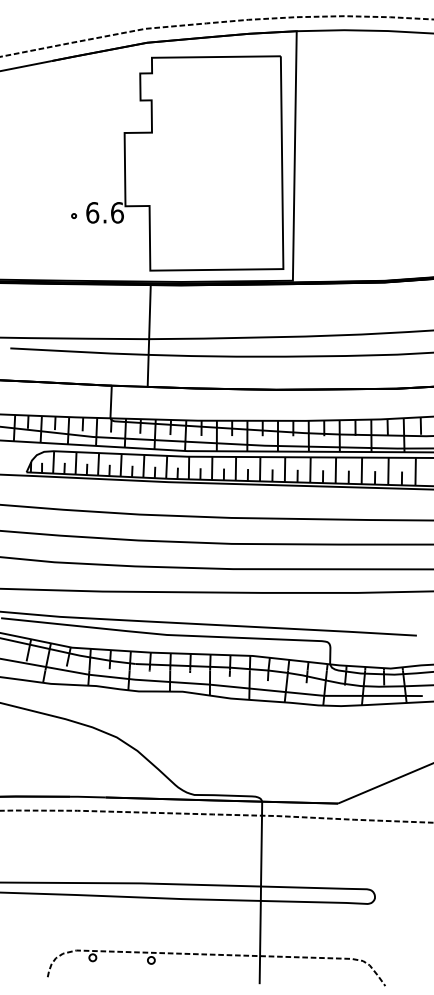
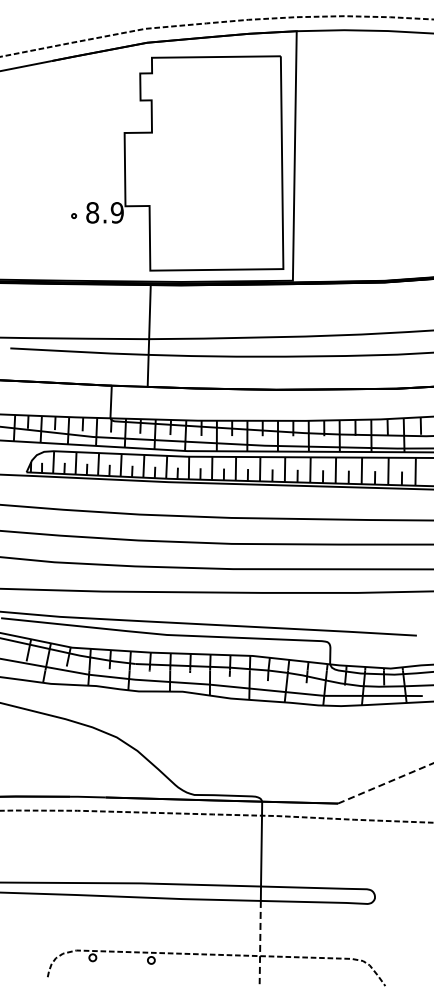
text: 6.6 -> 8.9 (104, 212)
line: solid -> dashed (385, 783)
line: solid -> dashed (260, 943)
